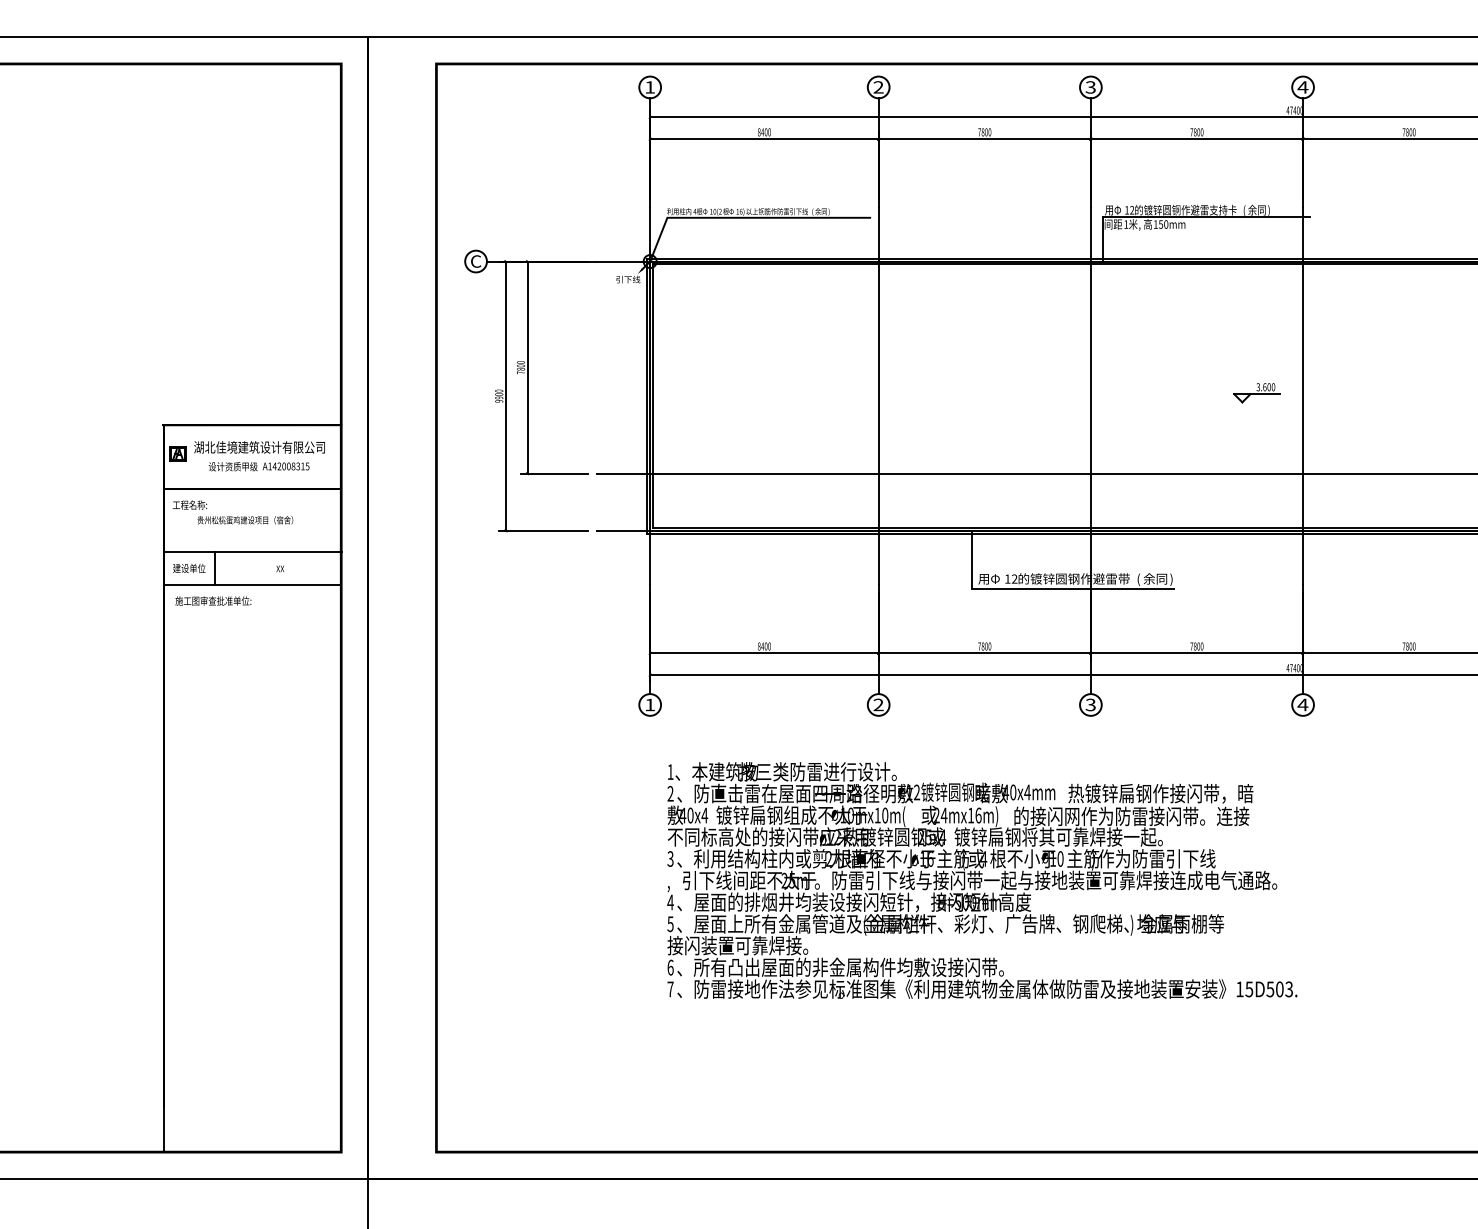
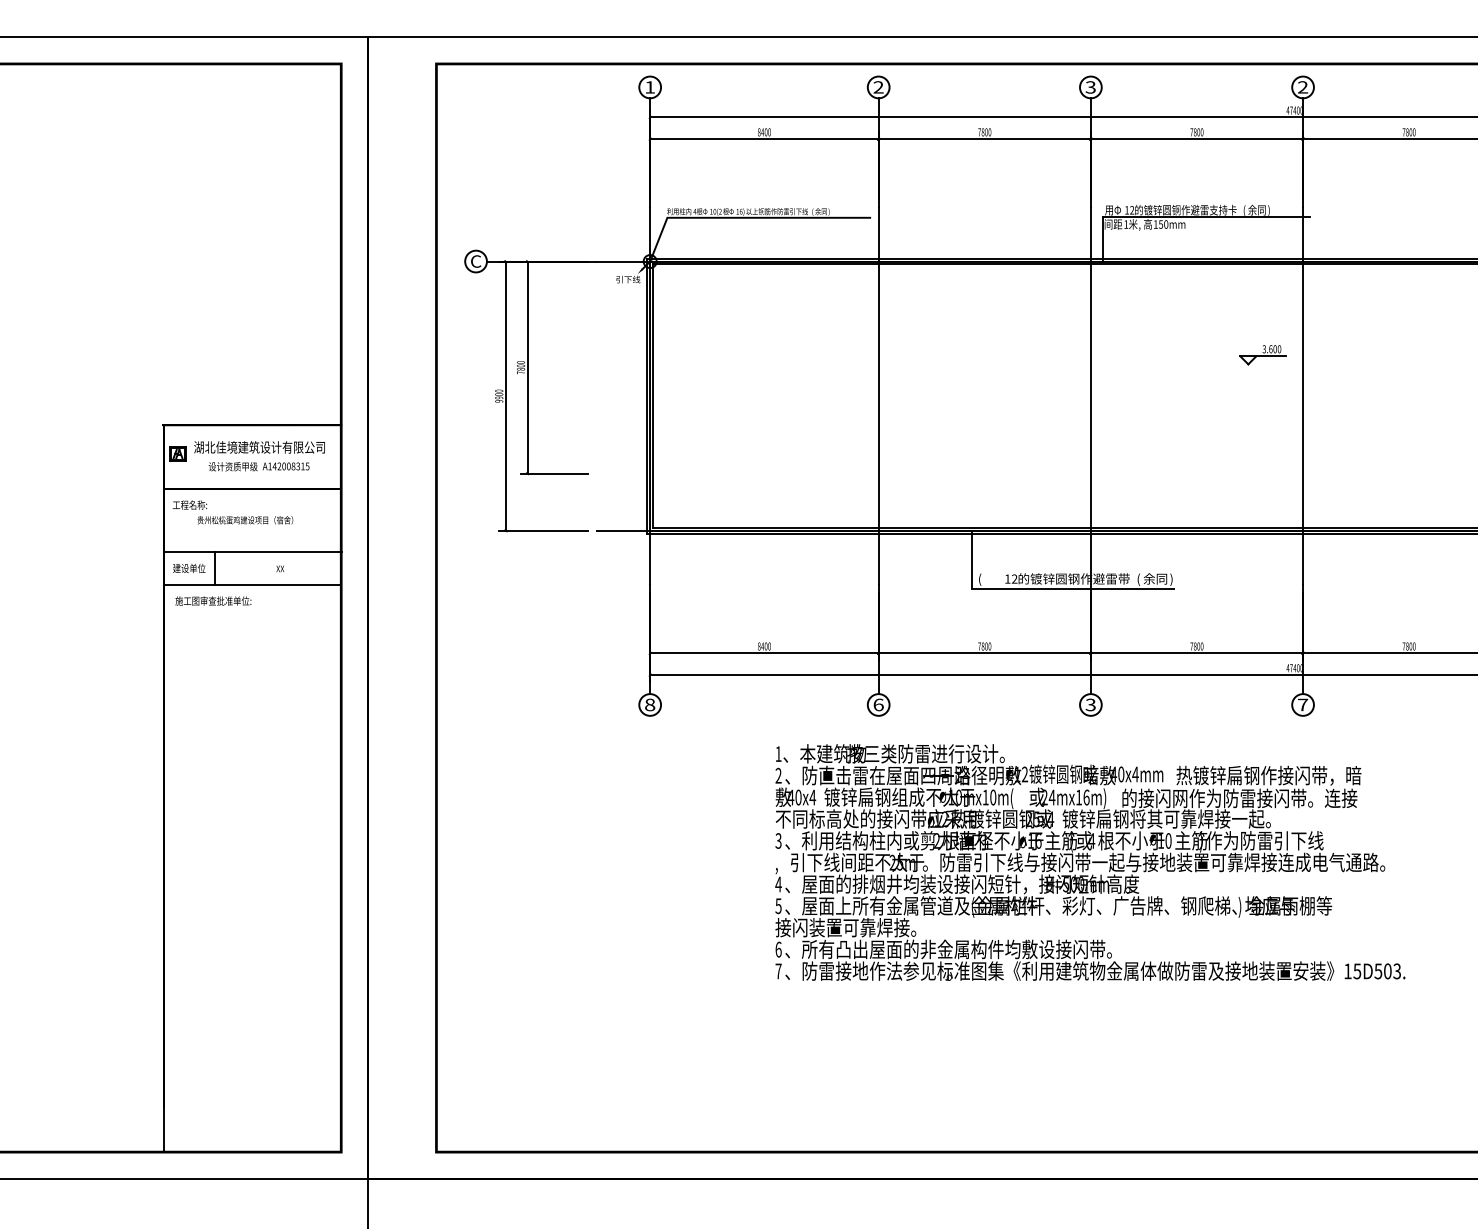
text: 4 -> 2 (1302, 87)
part position: (1256, 393) -> (1262, 355) (1262, 355)
line: present -> none (1034, 473)
text: 用Φ -> ( (988, 579)
text: 1 -> 8 (650, 704)
text: 2 -> 6 (878, 704)
text: 4 -> 7 (1302, 704)
part position: (982, 880) -> (1090, 862) (1090, 862)
